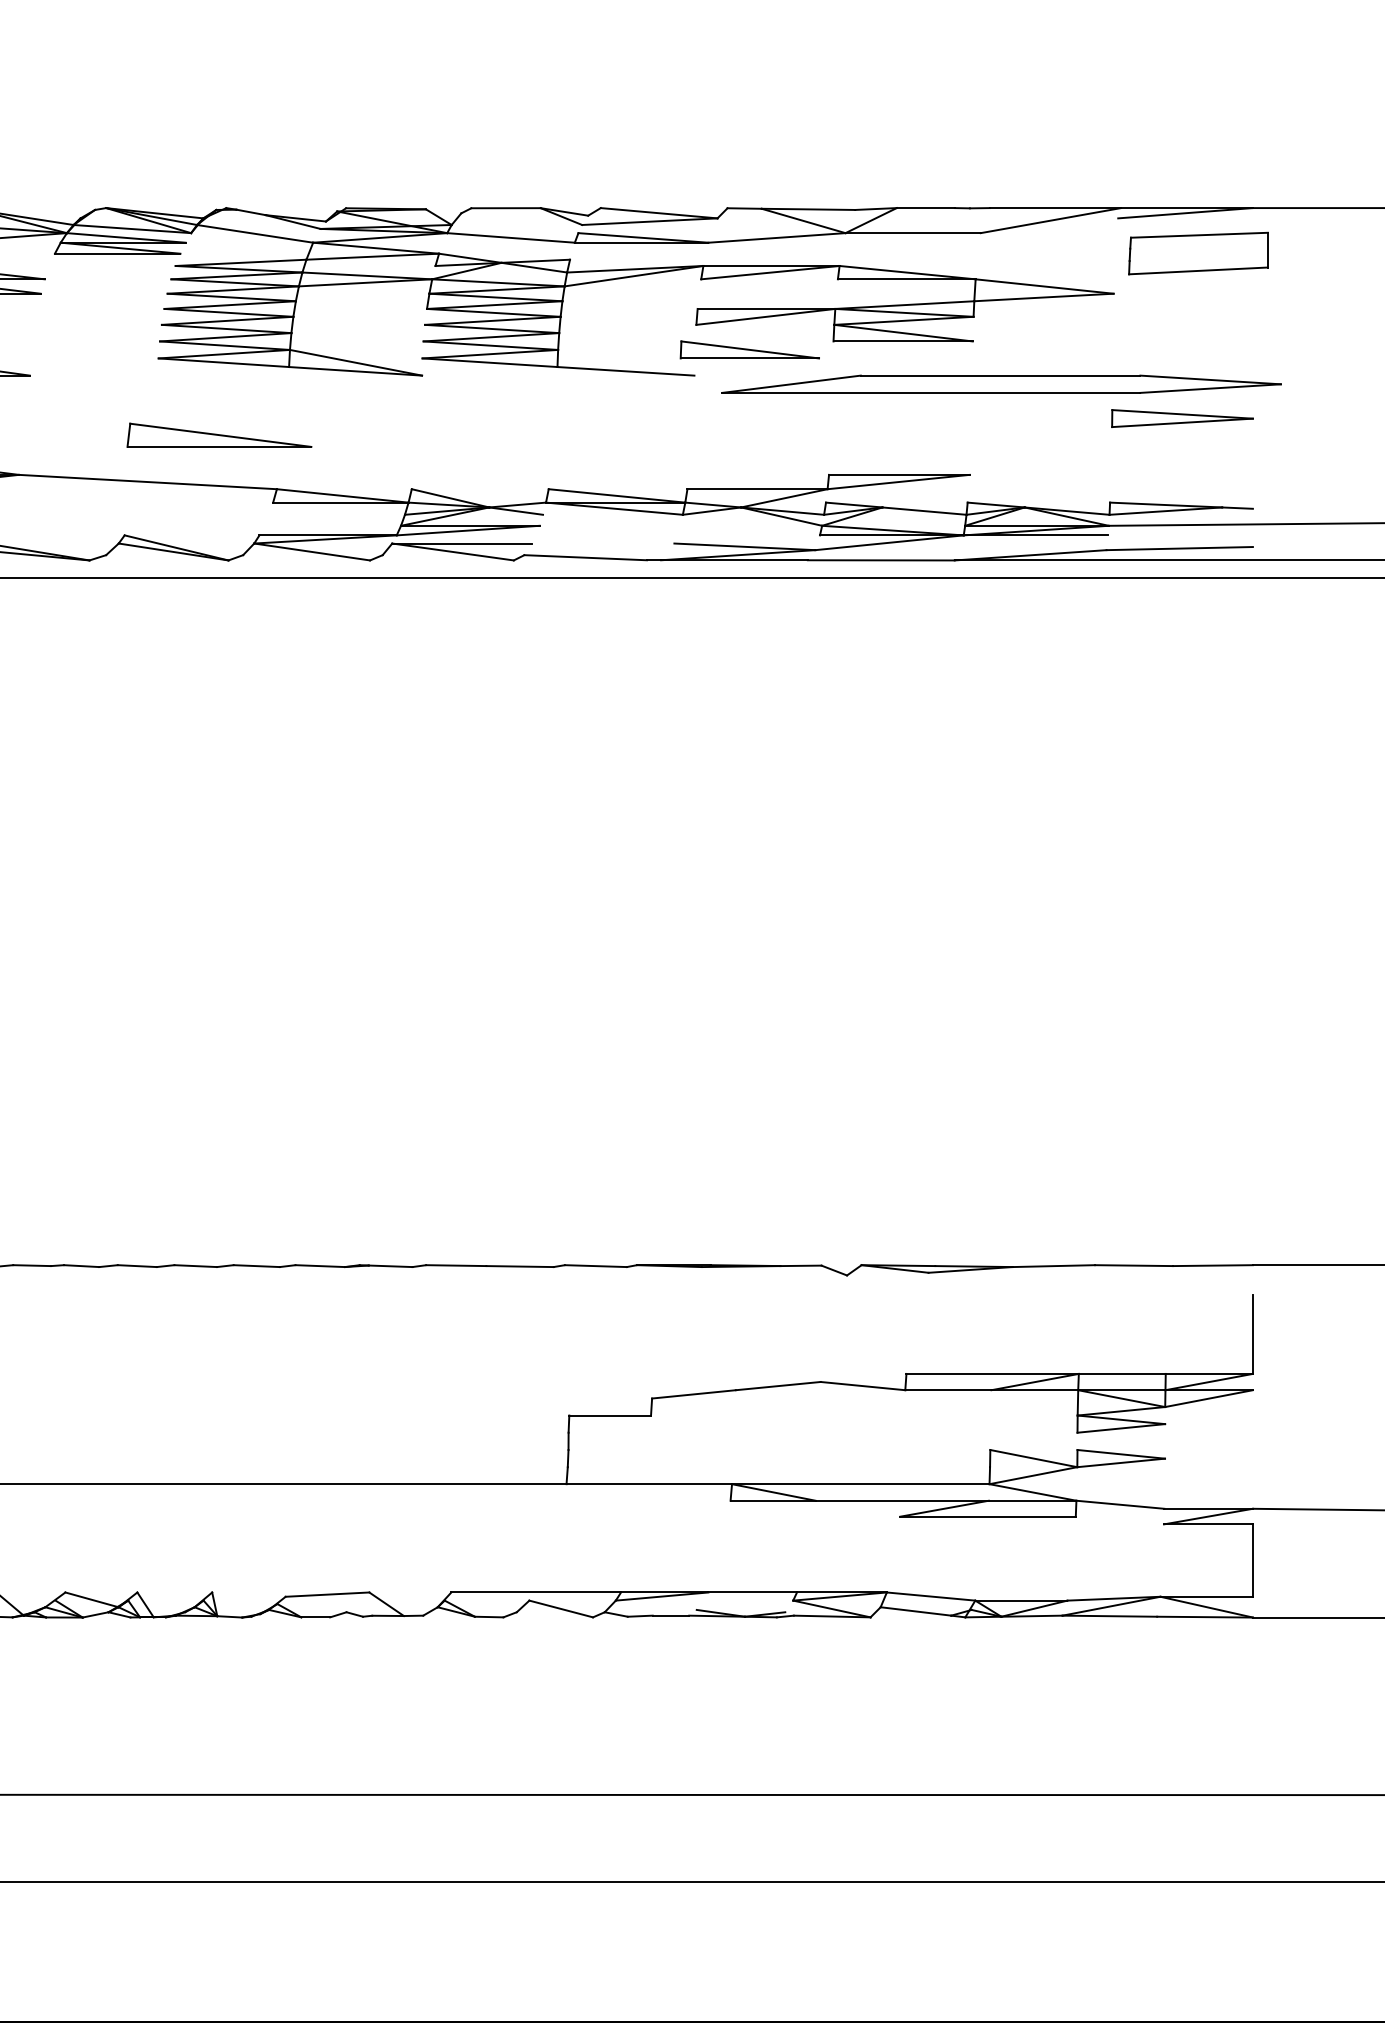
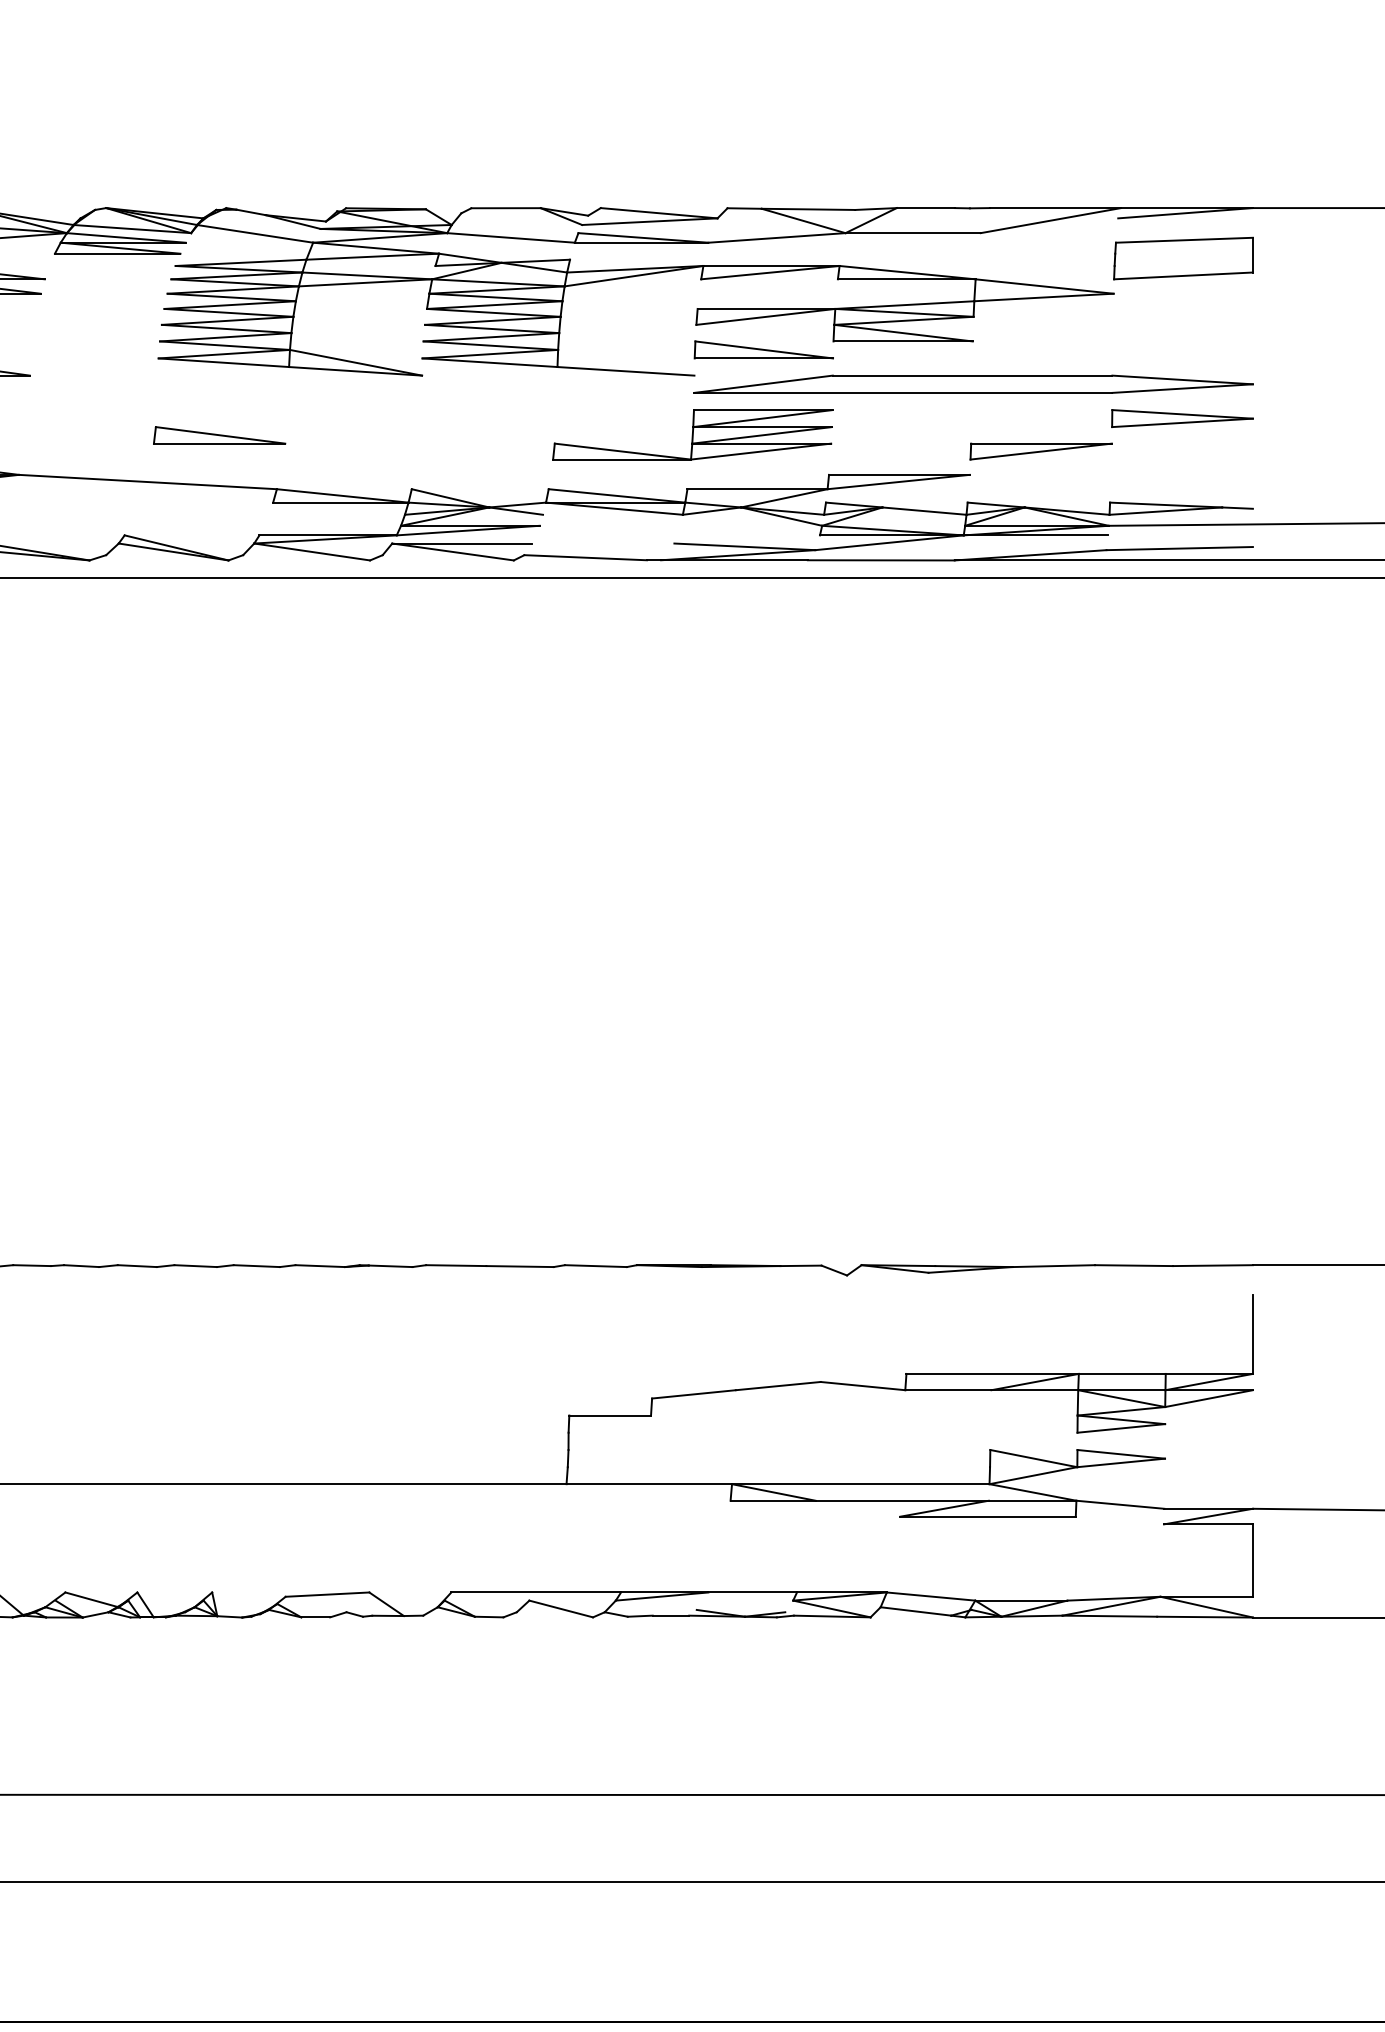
part position: (1198, 253) -> (1183, 258) (1183, 258)
part position: (749, 349) -> (763, 349) (763, 349)
part position: (1001, 383) -> (973, 383) (973, 383)
part size: 187x26 px -> 134x19 px (219, 435)
part: none -> present (692, 434)
part: none -> present (1040, 451)
